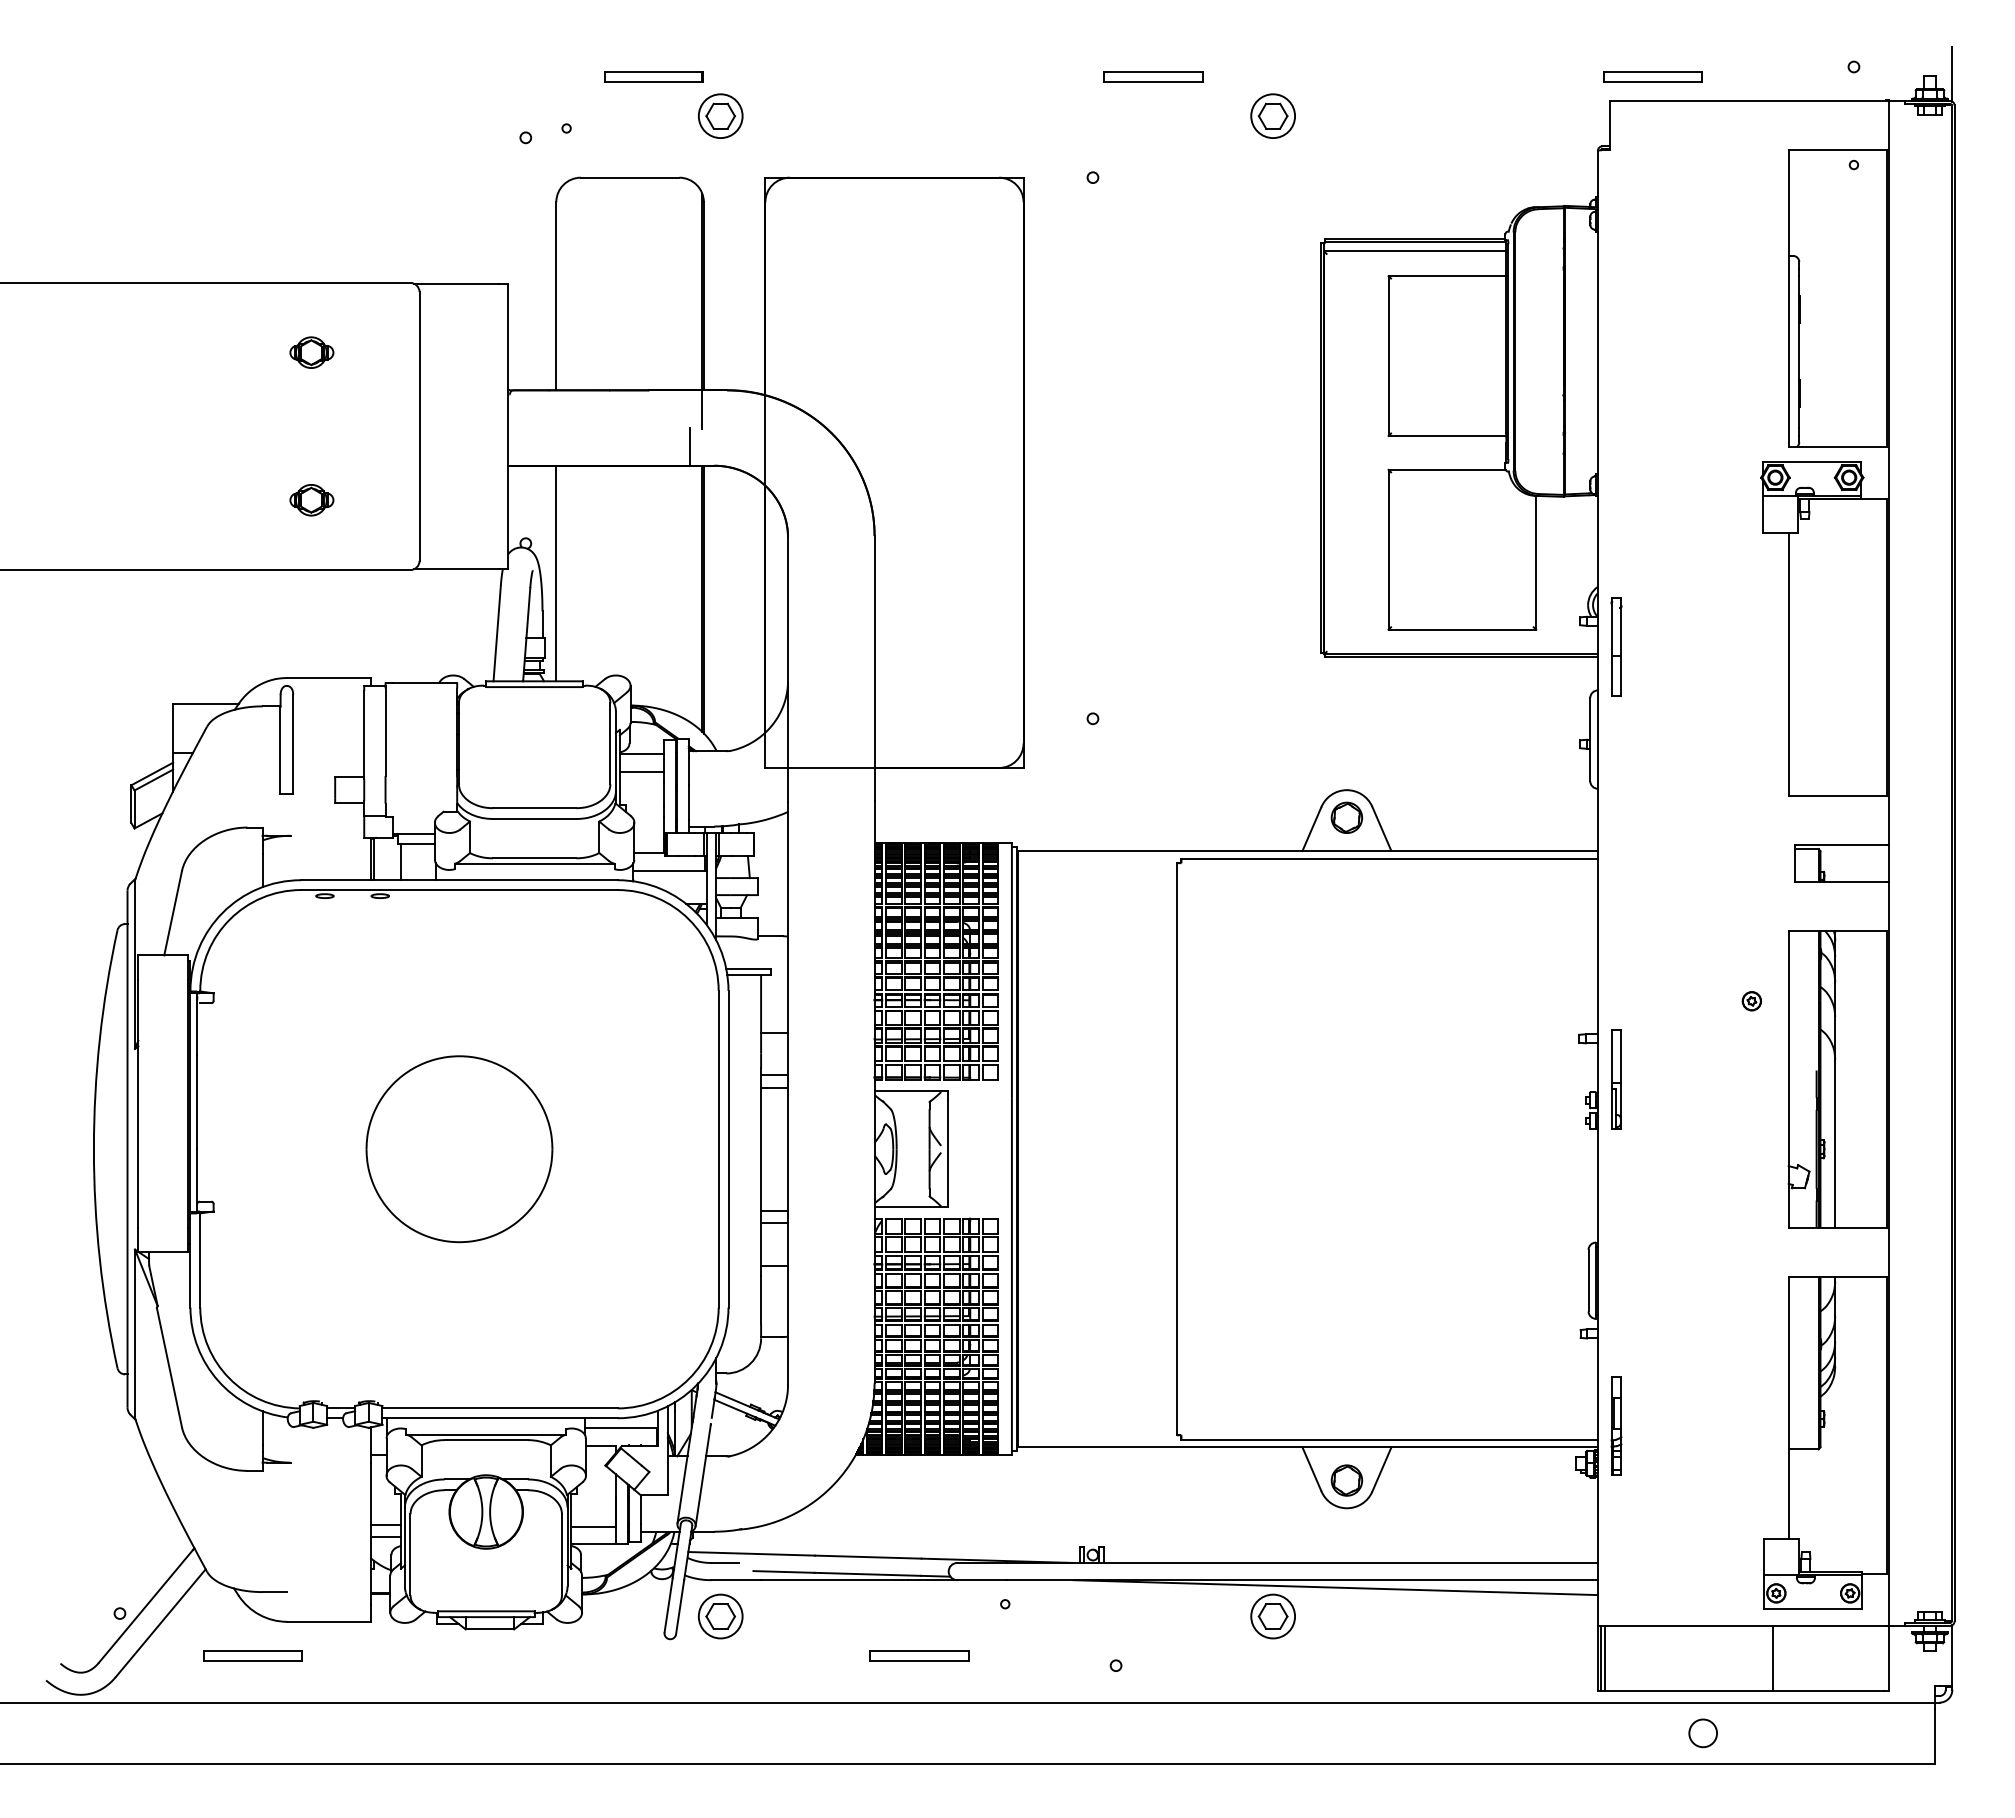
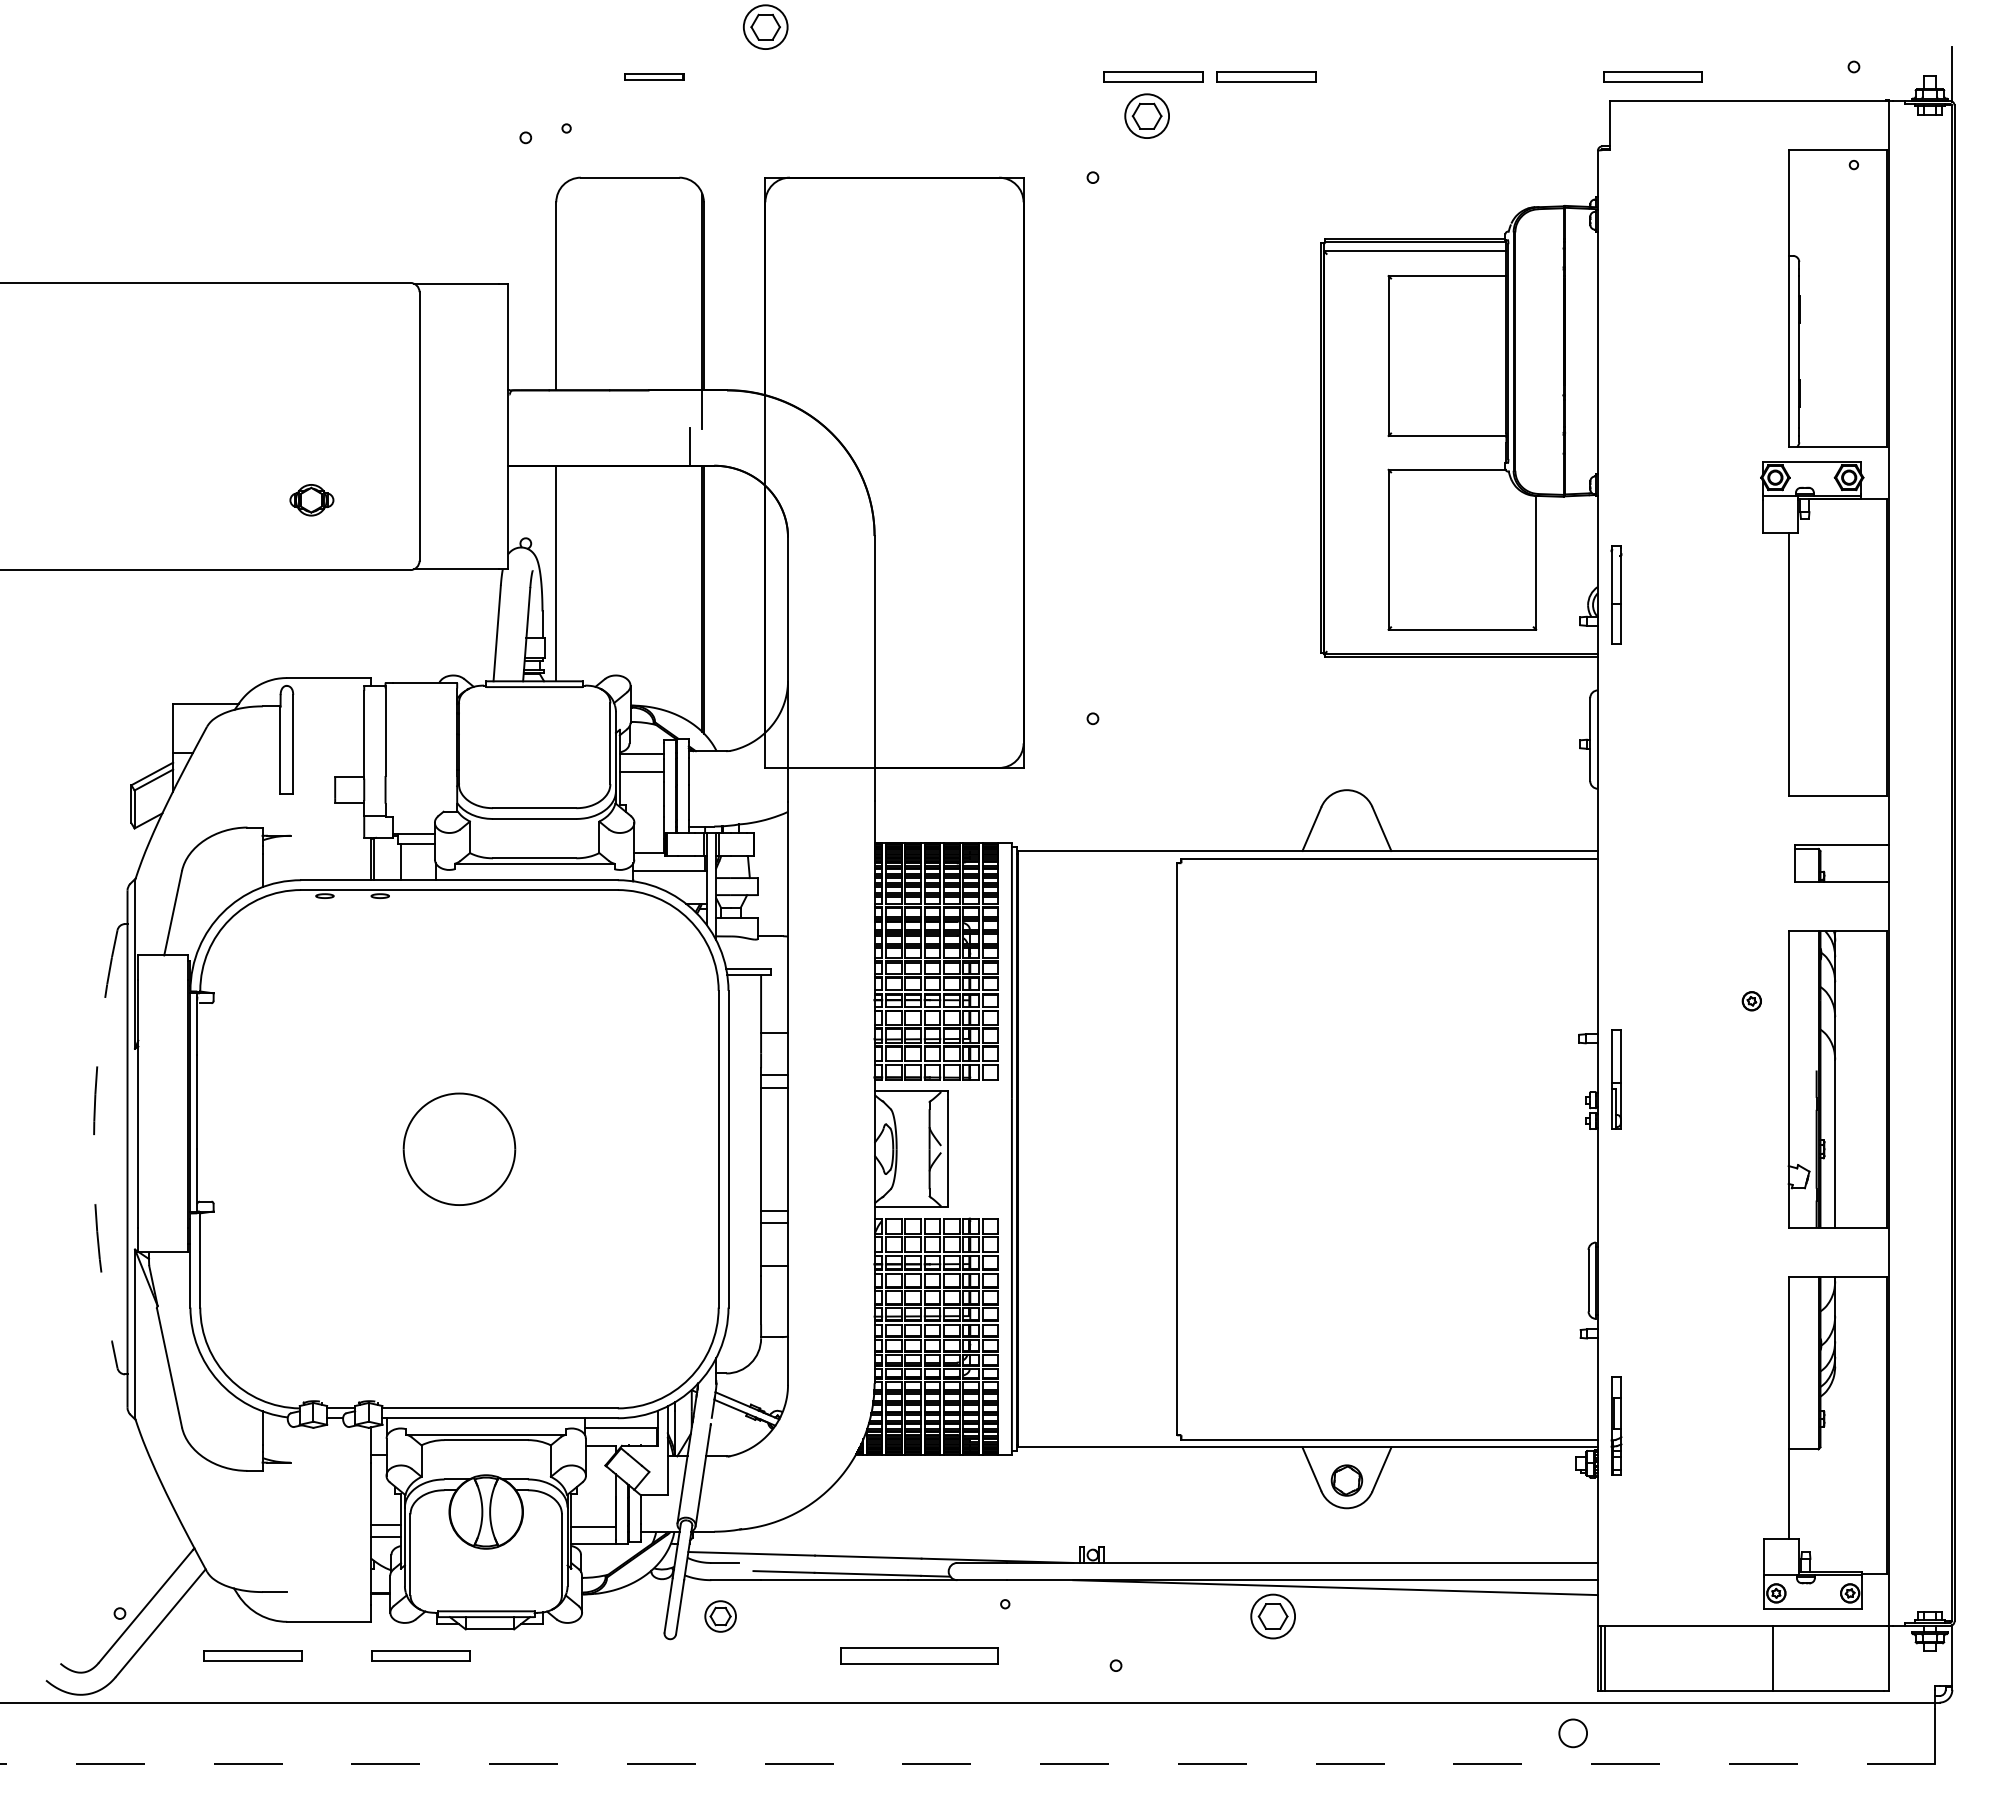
part size: 100x12 px -> 61x8 px (654, 76)
part: none -> present (1266, 76)
part position: (720, 115) -> (765, 26) (765, 26)
part position: (1272, 115) -> (1146, 115) (1146, 115)
part: present -> none (311, 352)
part position: (1616, 646) -> (1616, 594) (1616, 594)
part: present -> none (1346, 817)
arc: solid -> dashed (93, 1149)
part size: 189x189 px -> 115x114 px (459, 1148)
part size: 47x47 px -> 33x33 px (720, 1616)
part: none -> present (420, 1655)
part size: 101x12 px -> 159x18 px (919, 1655)
circle position: (1702, 1733) -> (1572, 1733) (1572, 1733)
line: solid -> dashed (967, 1763)
